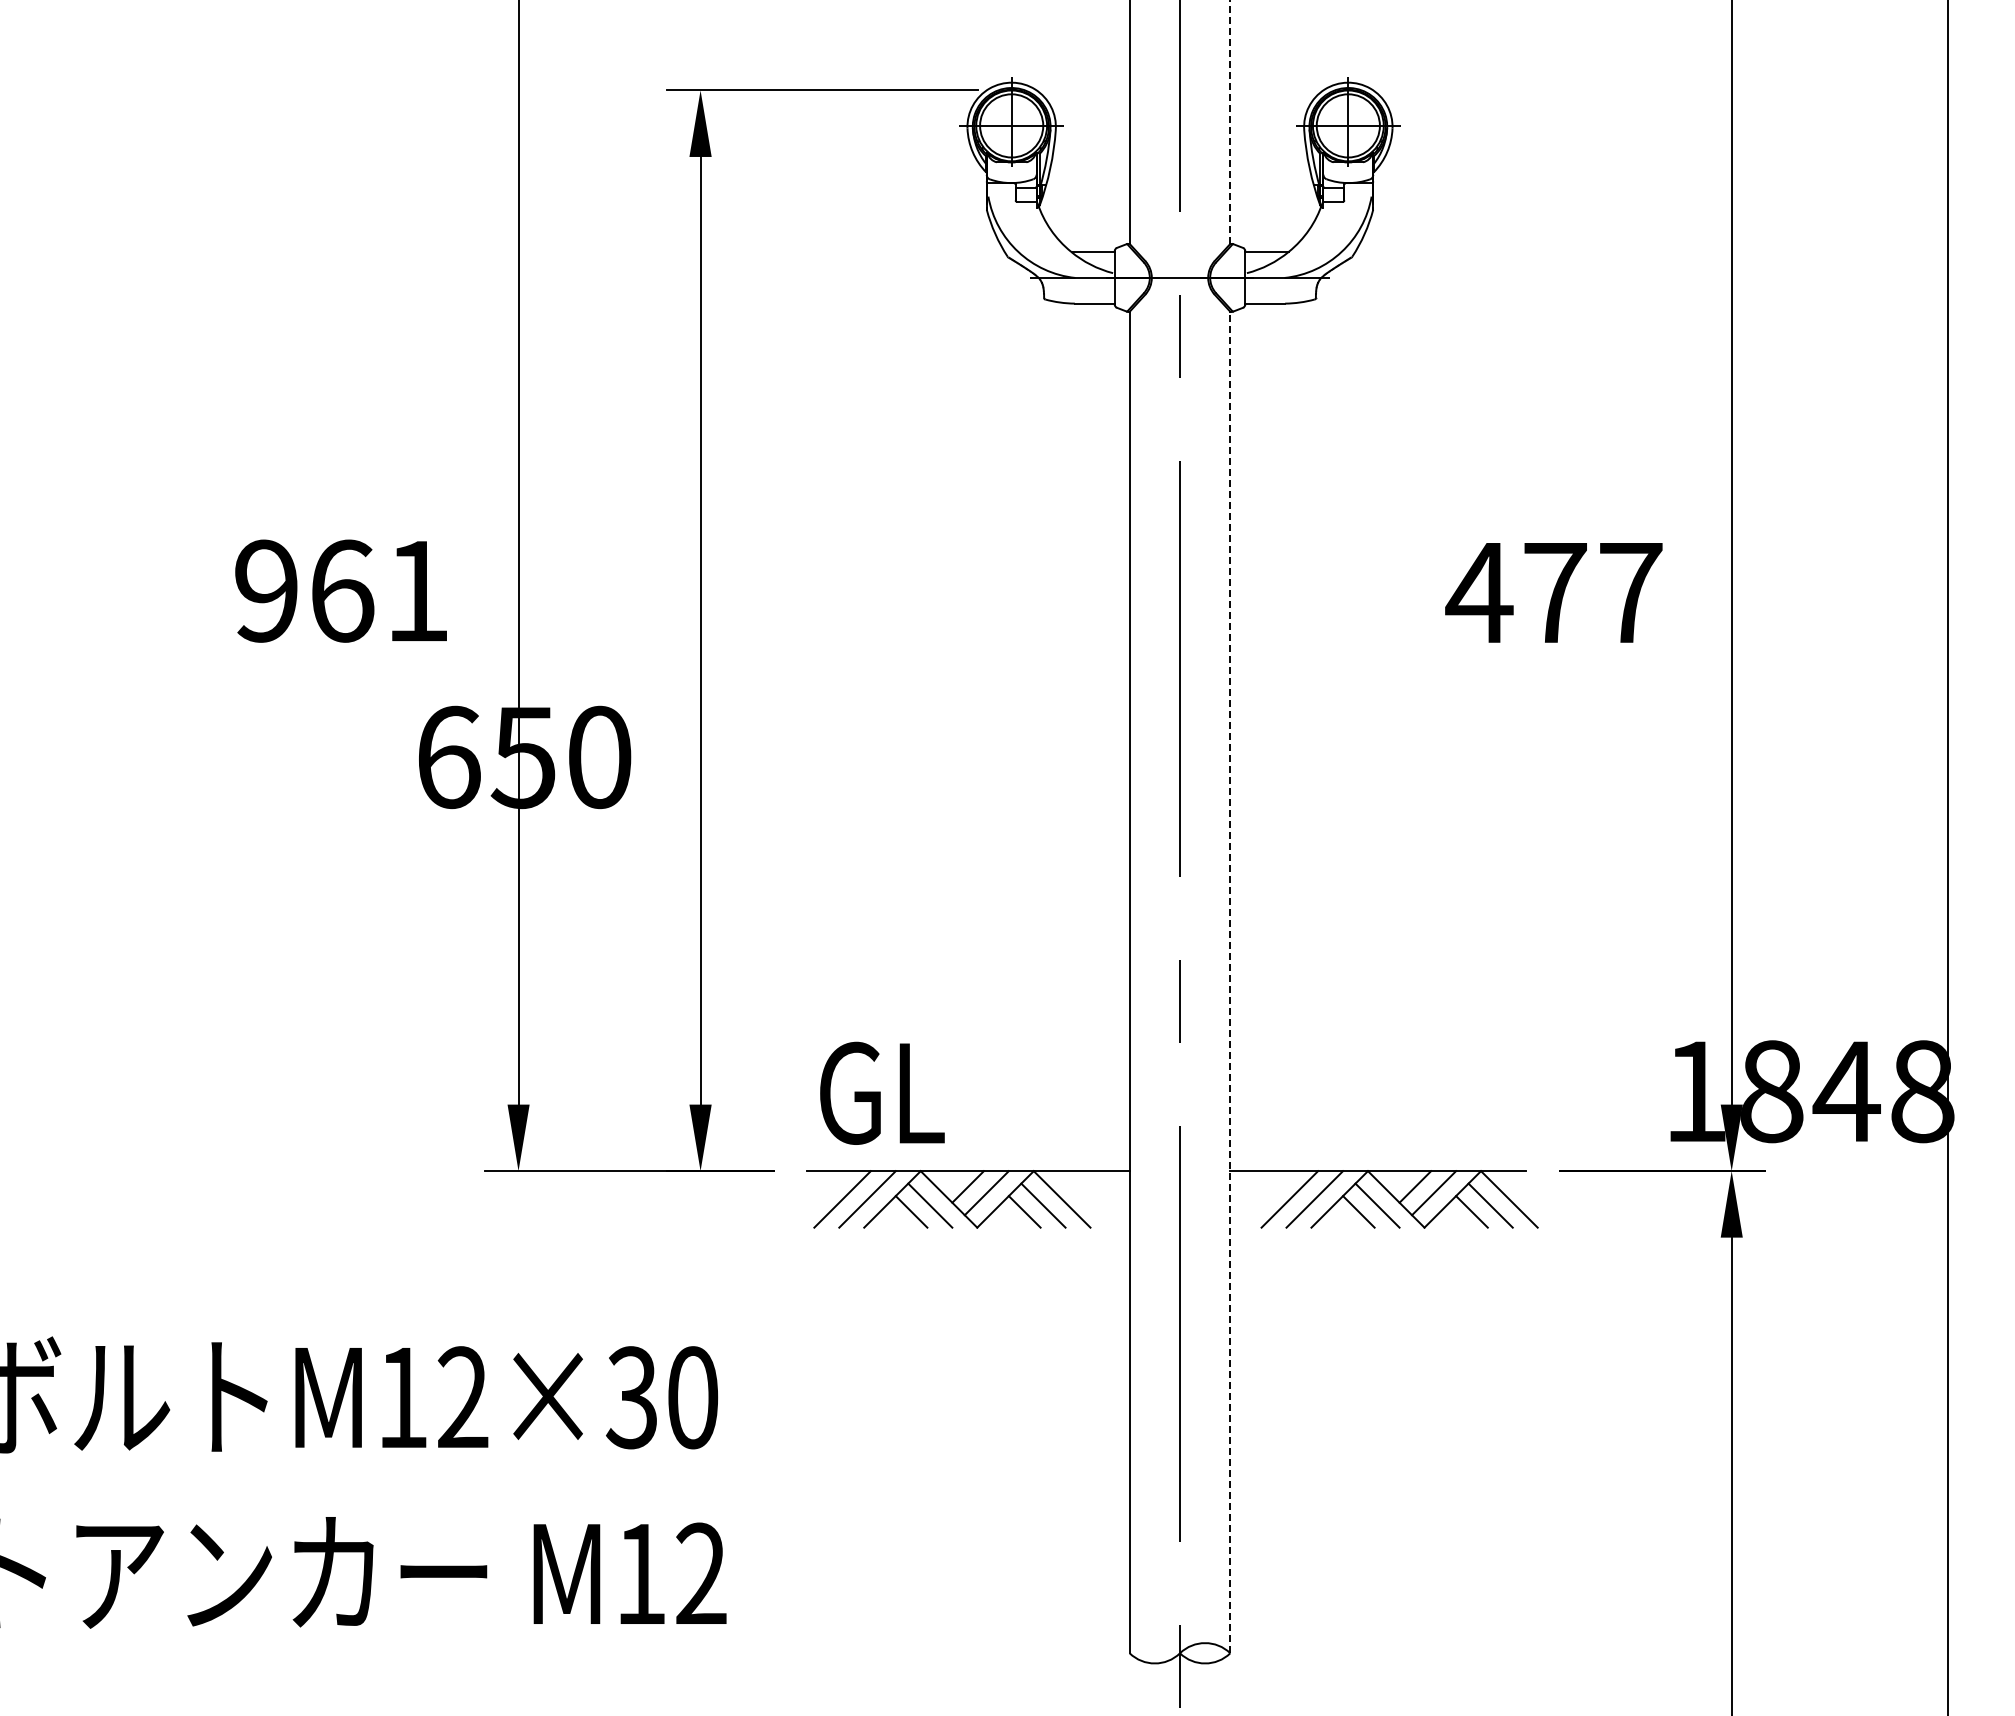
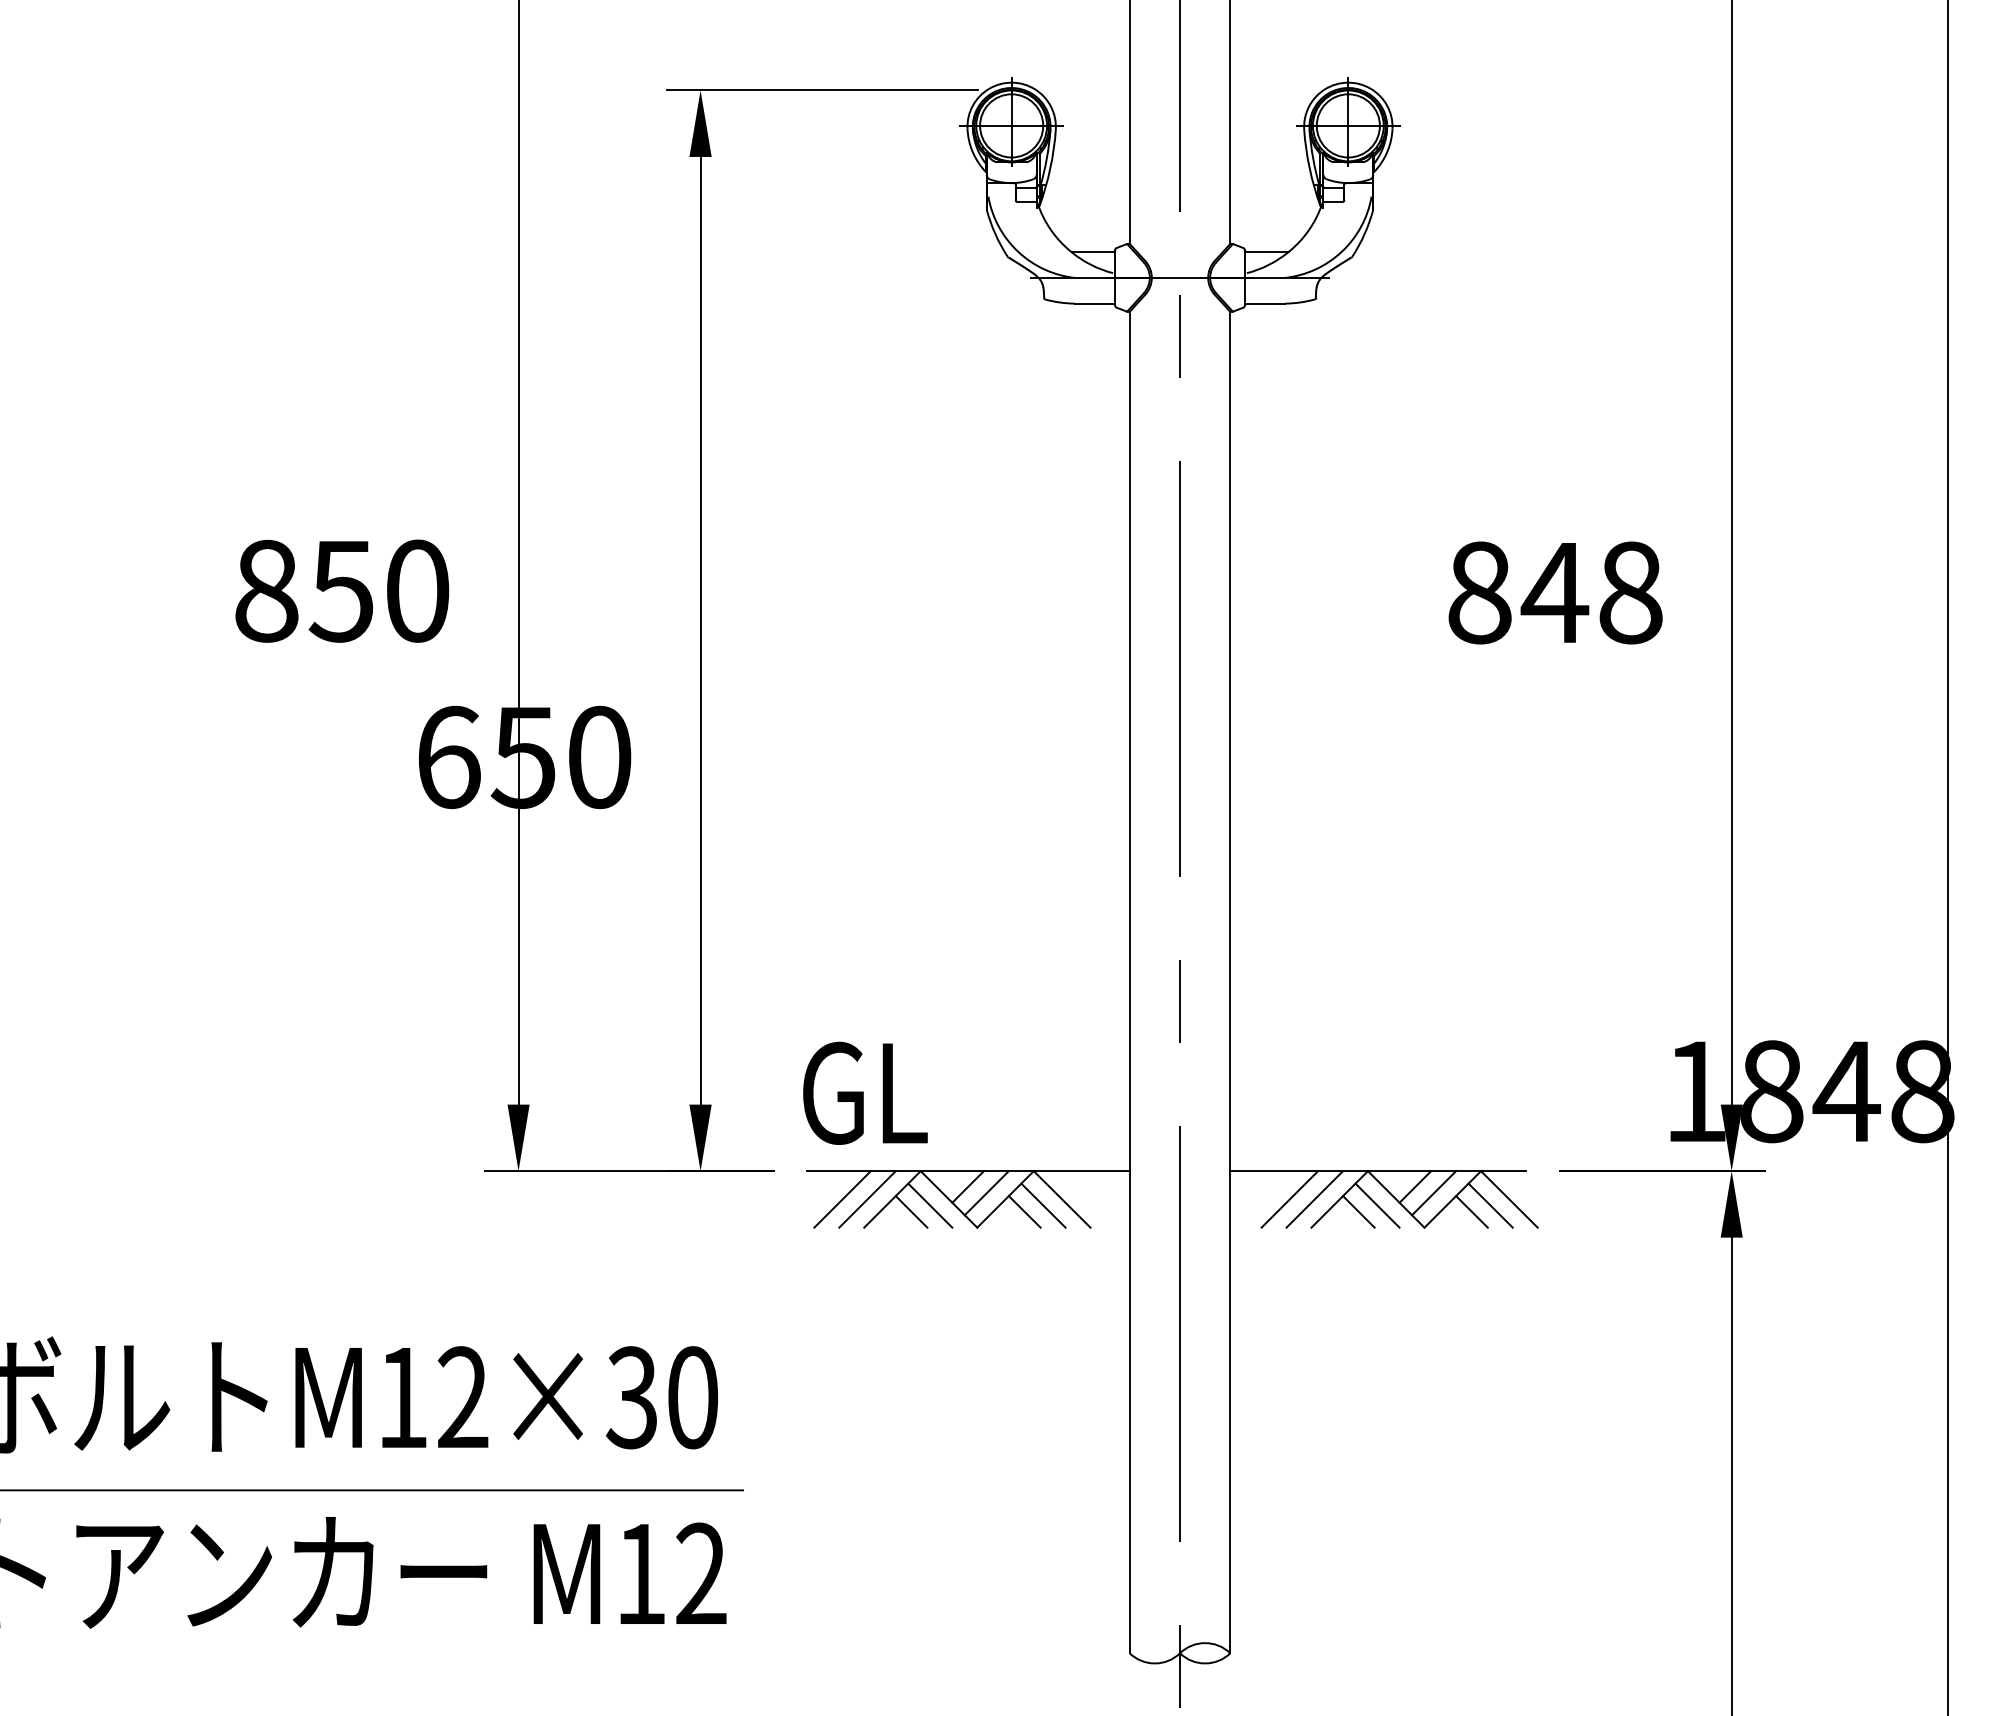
line: dashed -> solid (1230, 122)
text: 961 -> 850 (342, 590)
text: 477 -> 848 (1553, 592)
line: dashed -> solid (1230, 982)
text position: (882, 1092) -> (865, 1092) (865, 1092)
line: none -> present (372, 1490)
